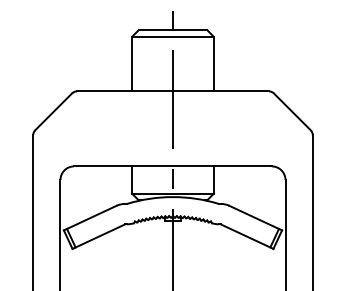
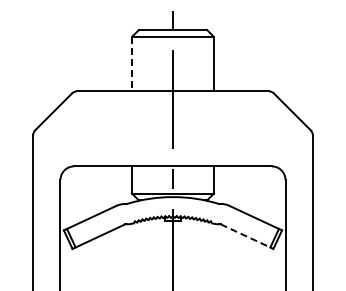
line: solid -> dashed (132, 64)
line: solid -> dashed (247, 236)
